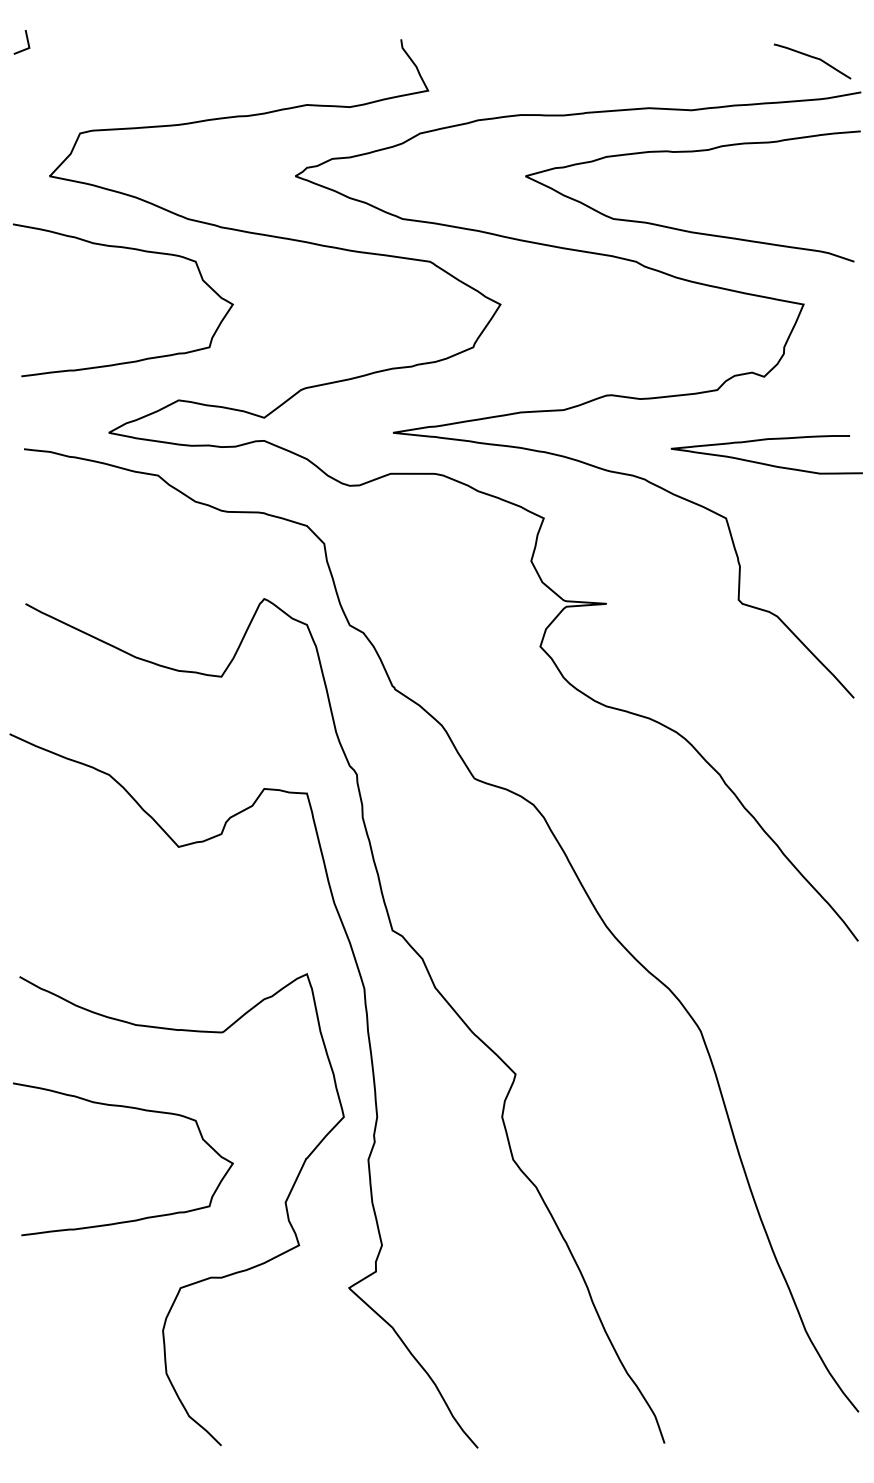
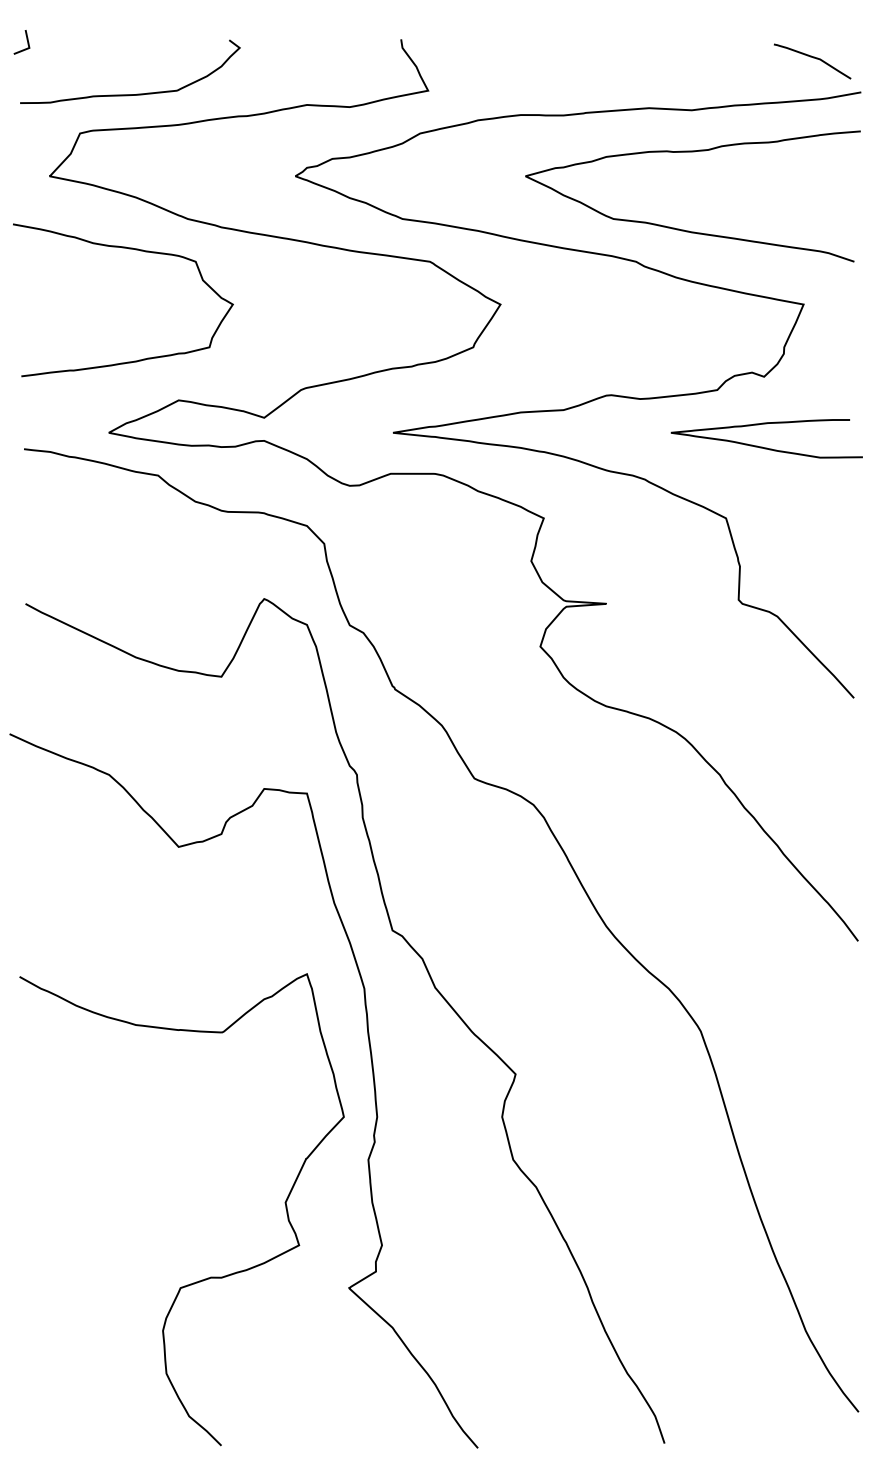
curve: none -> present (130, 94)
curve position: (762, 462) -> (762, 446) (762, 446)
curve: present -> none (129, 1108)
